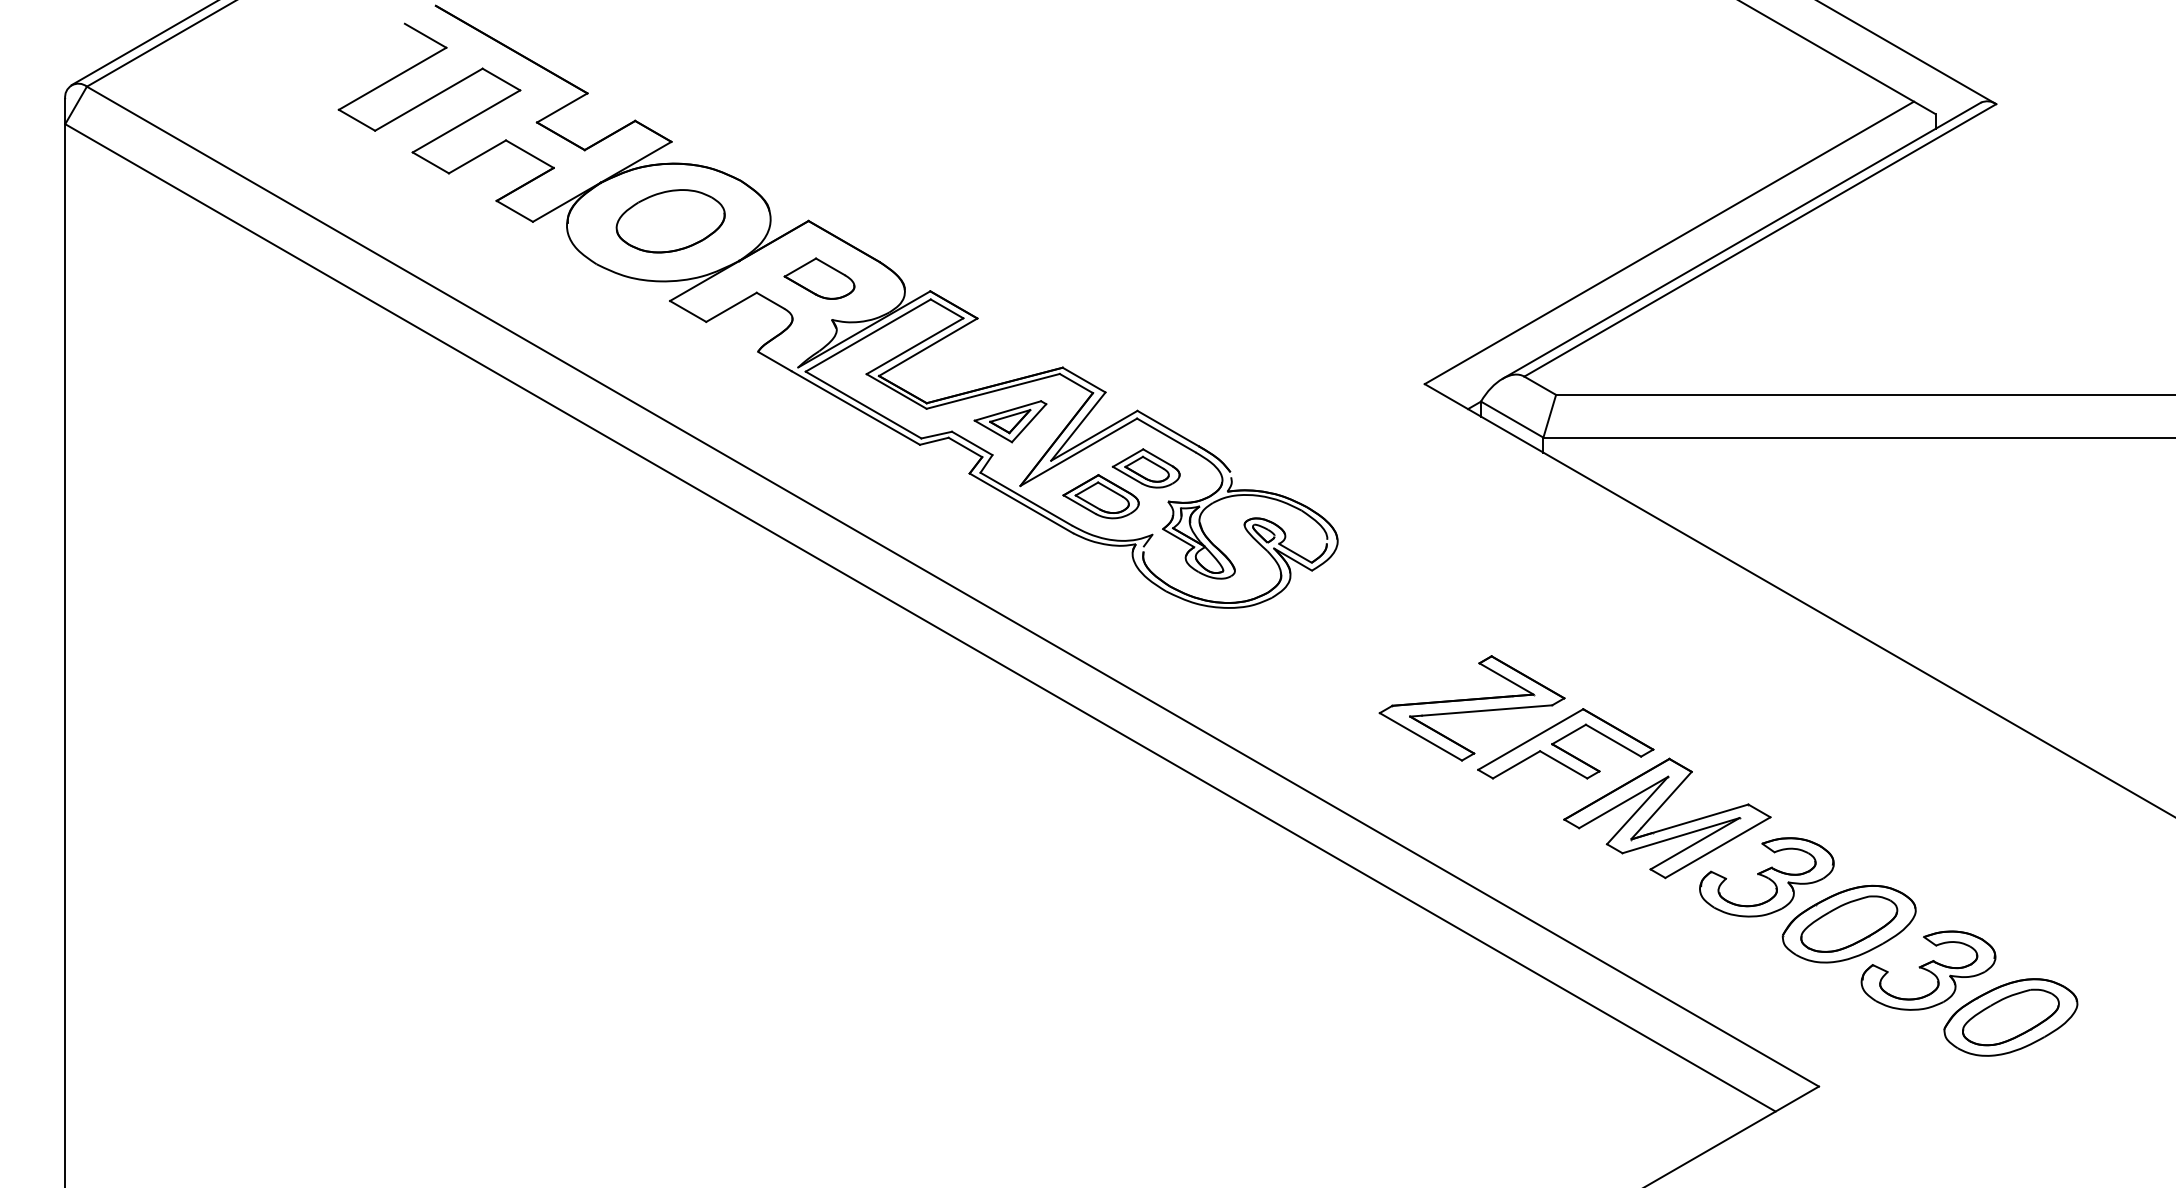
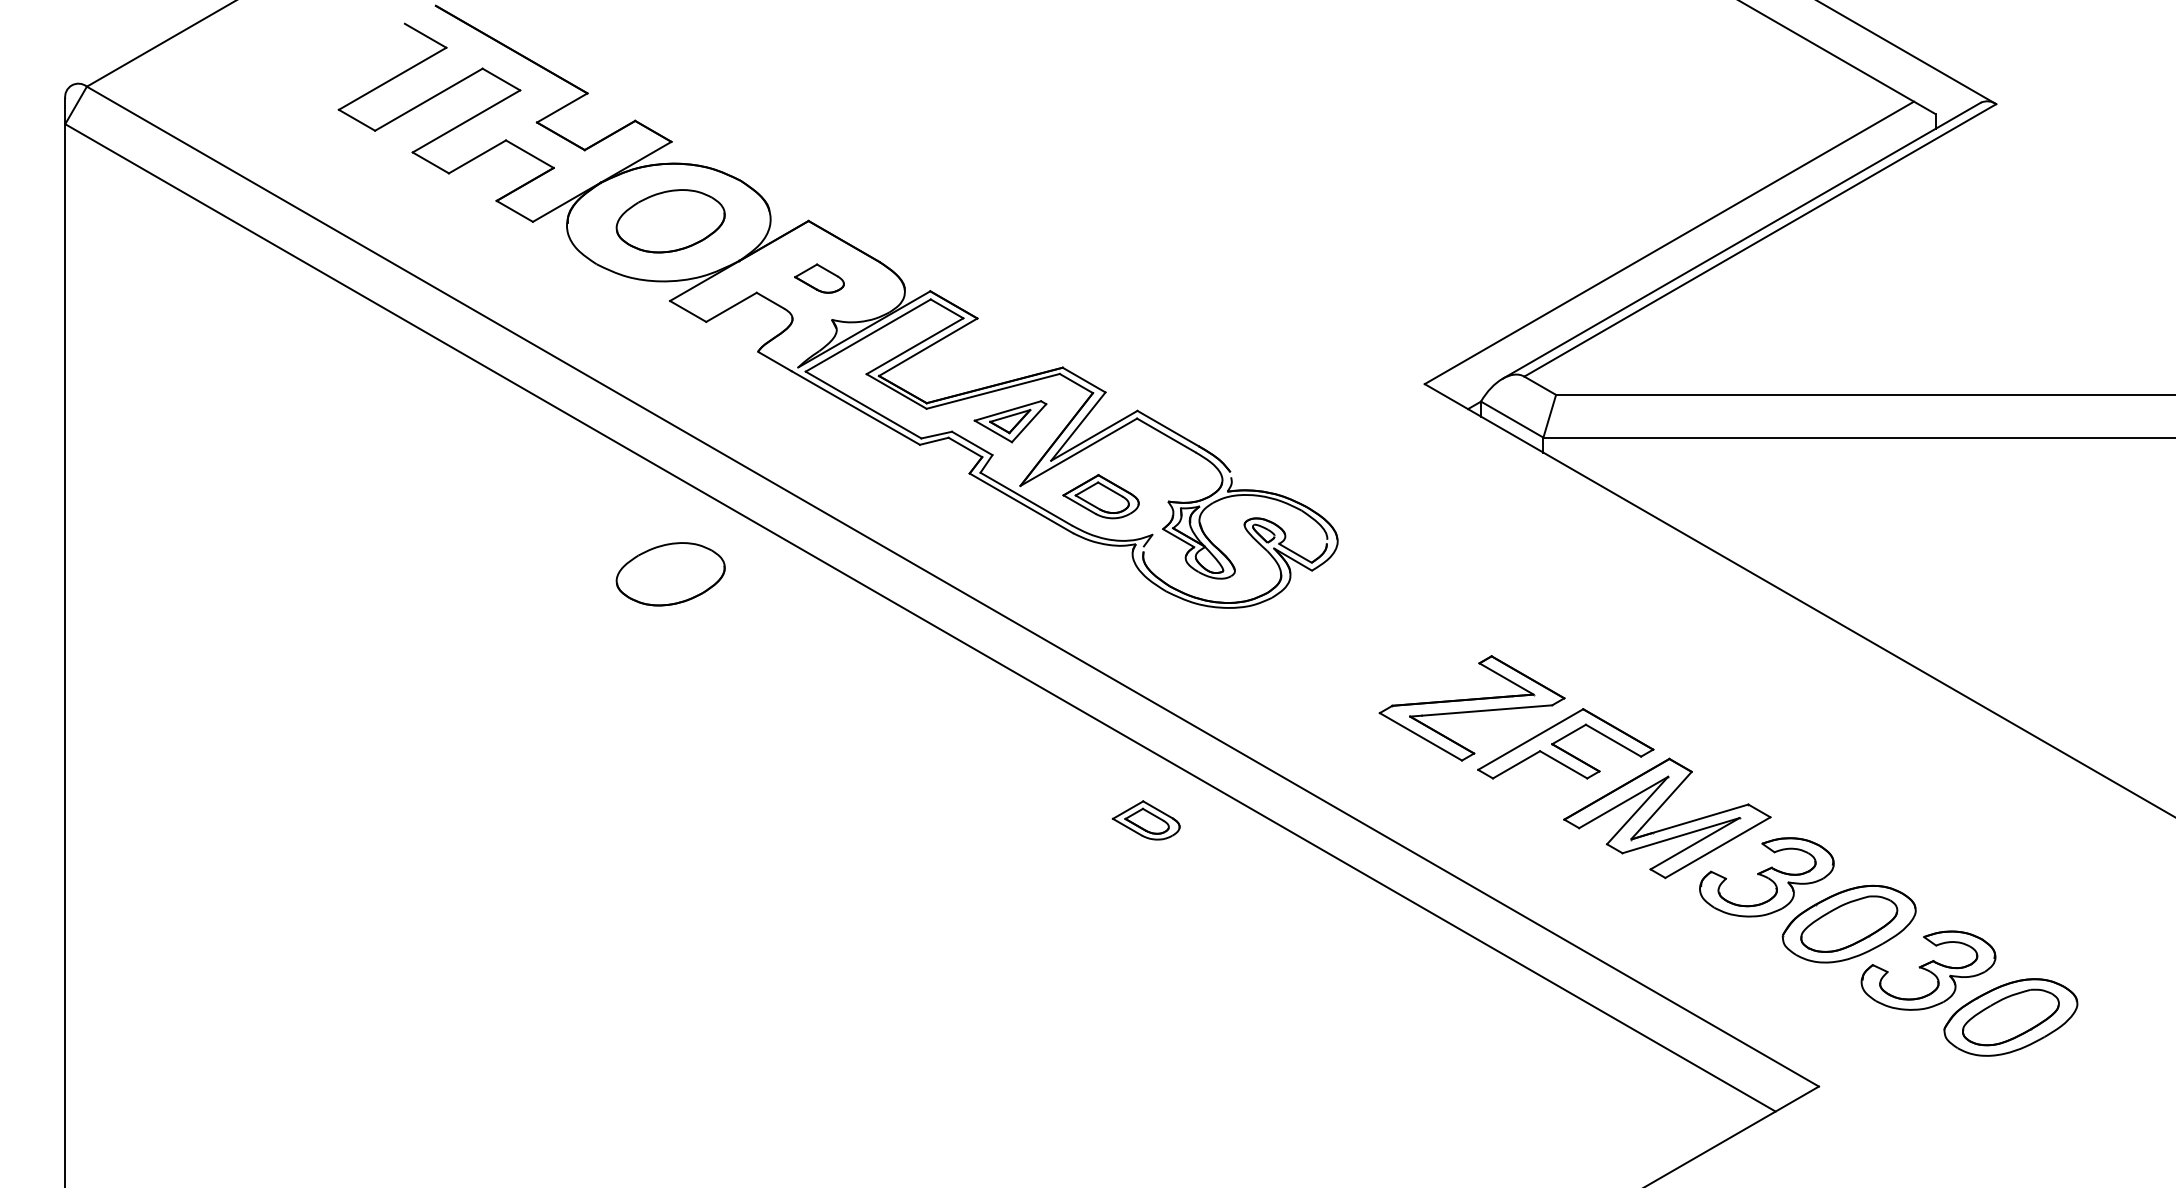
line: present -> none (143, 43)
part size: 73x43 px -> 51x31 px (819, 278)
part position: (1145, 468) -> (1145, 820) (1145, 820)
part: none -> present (670, 574)
